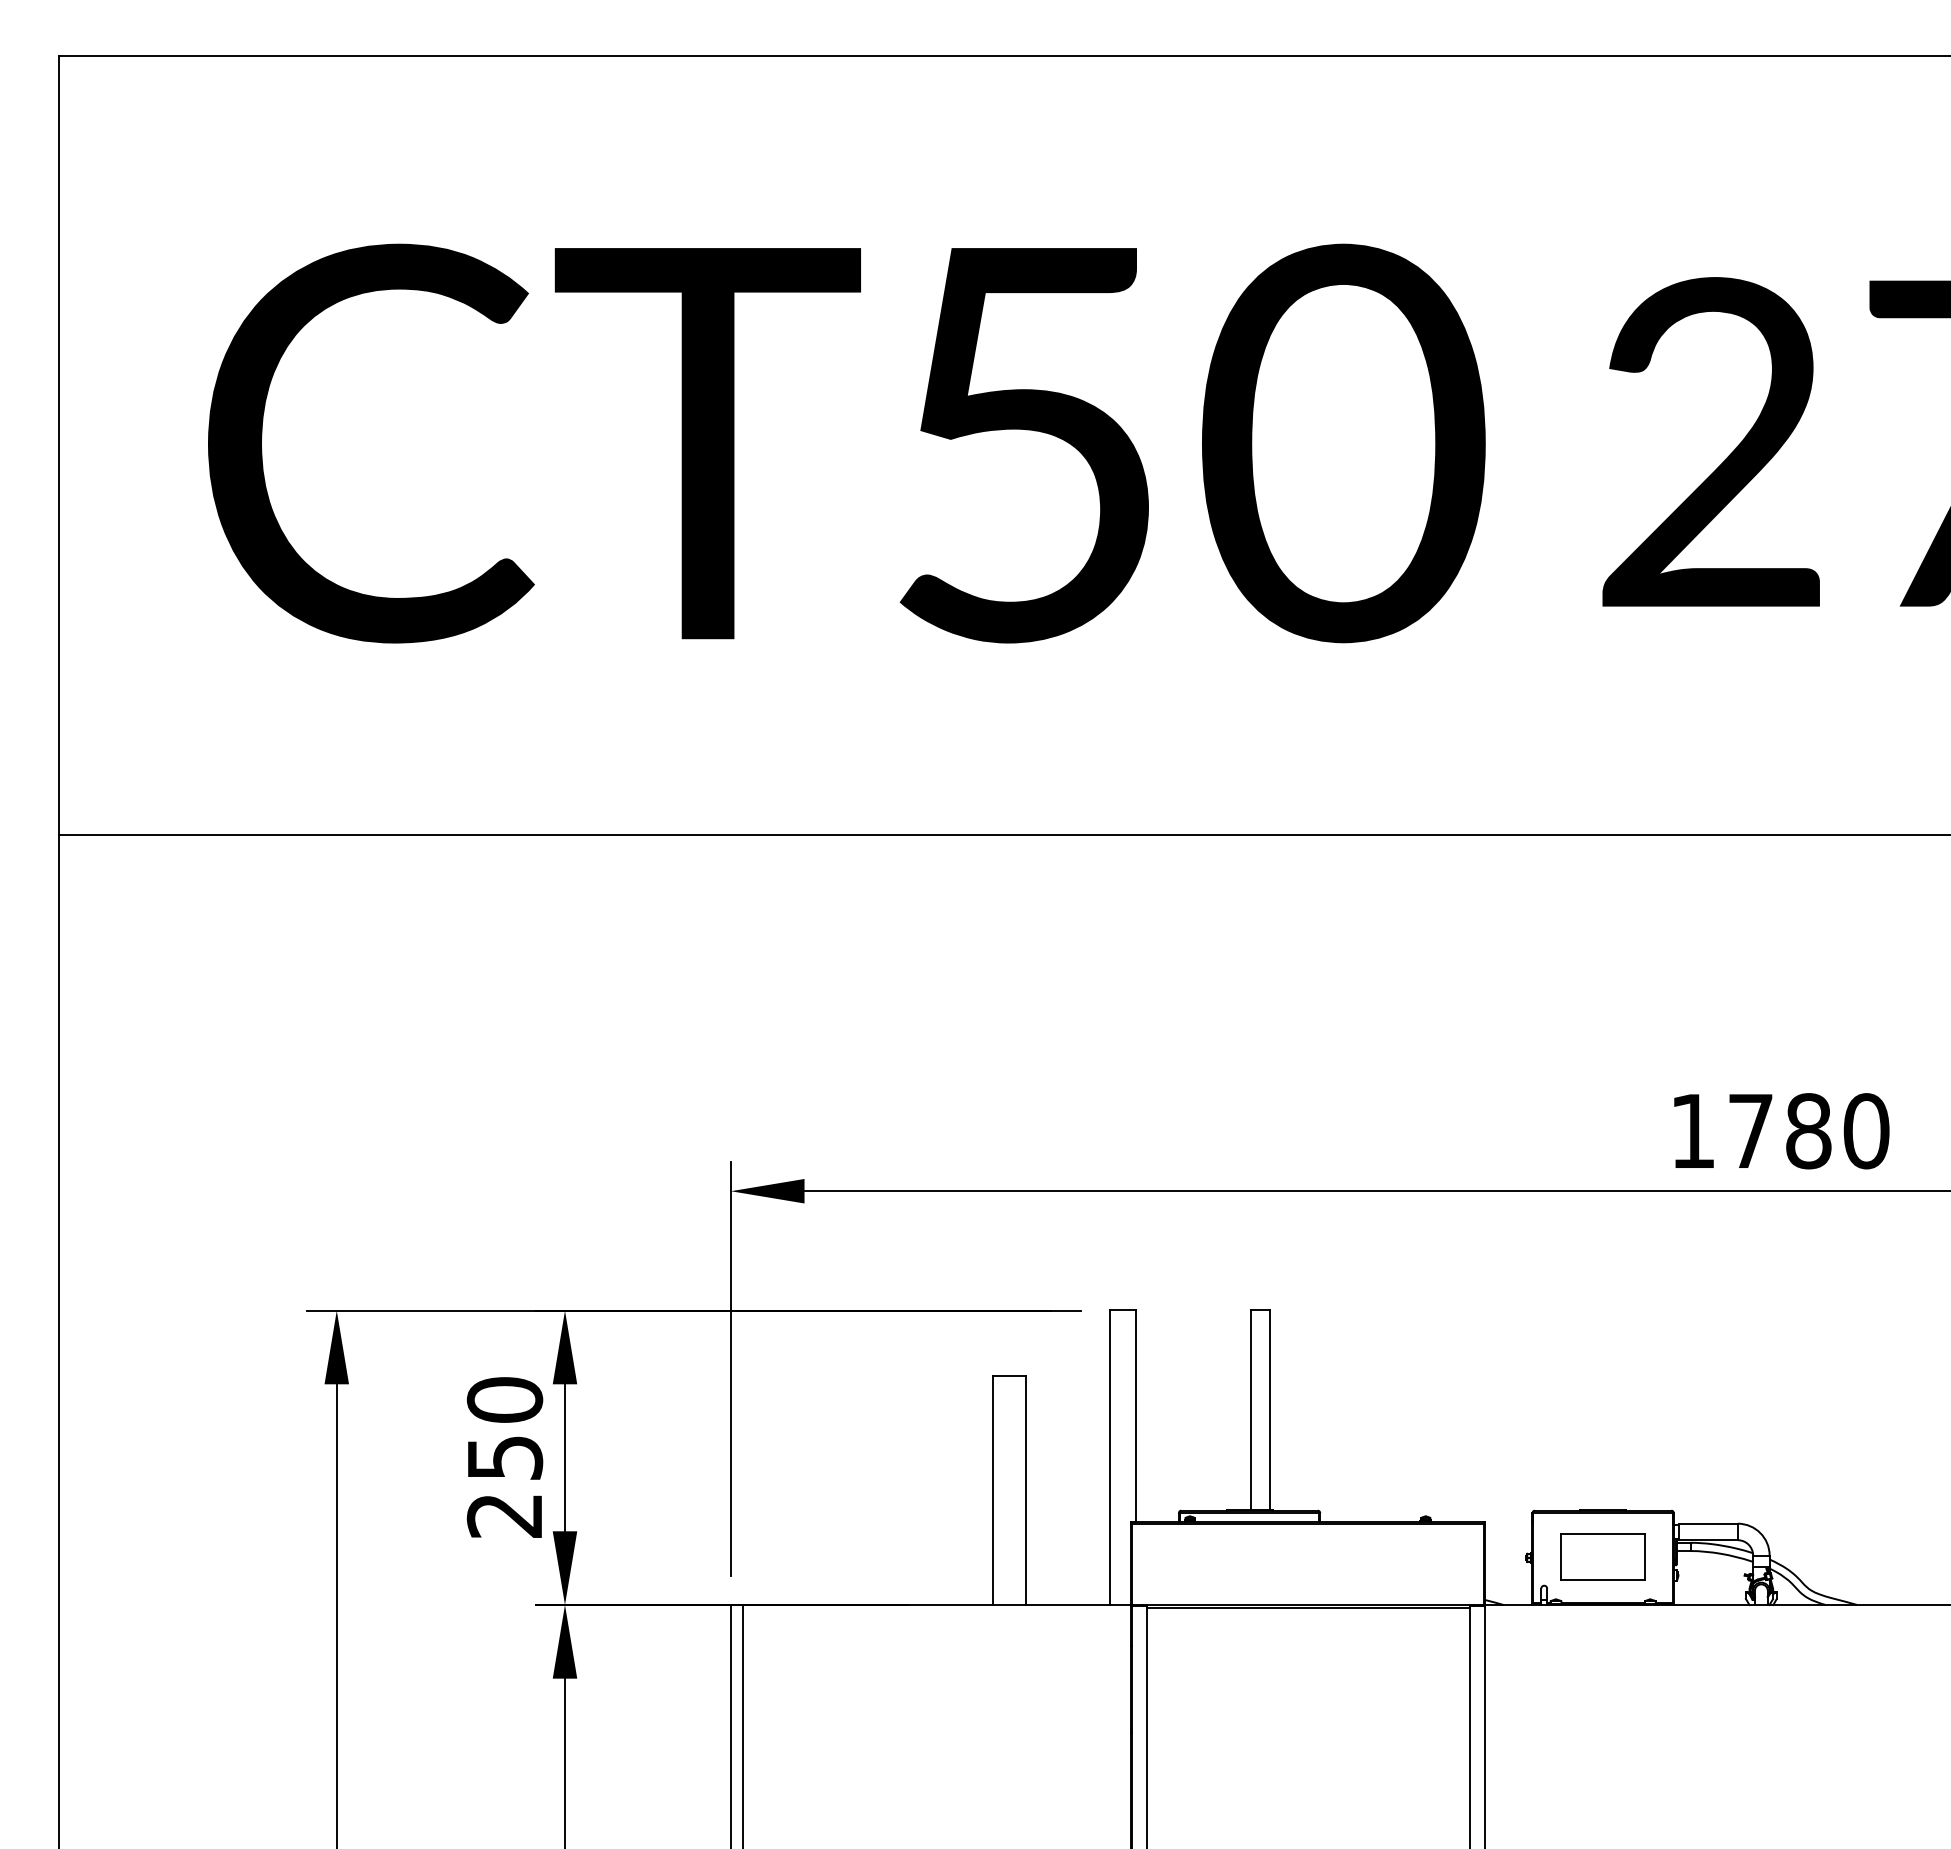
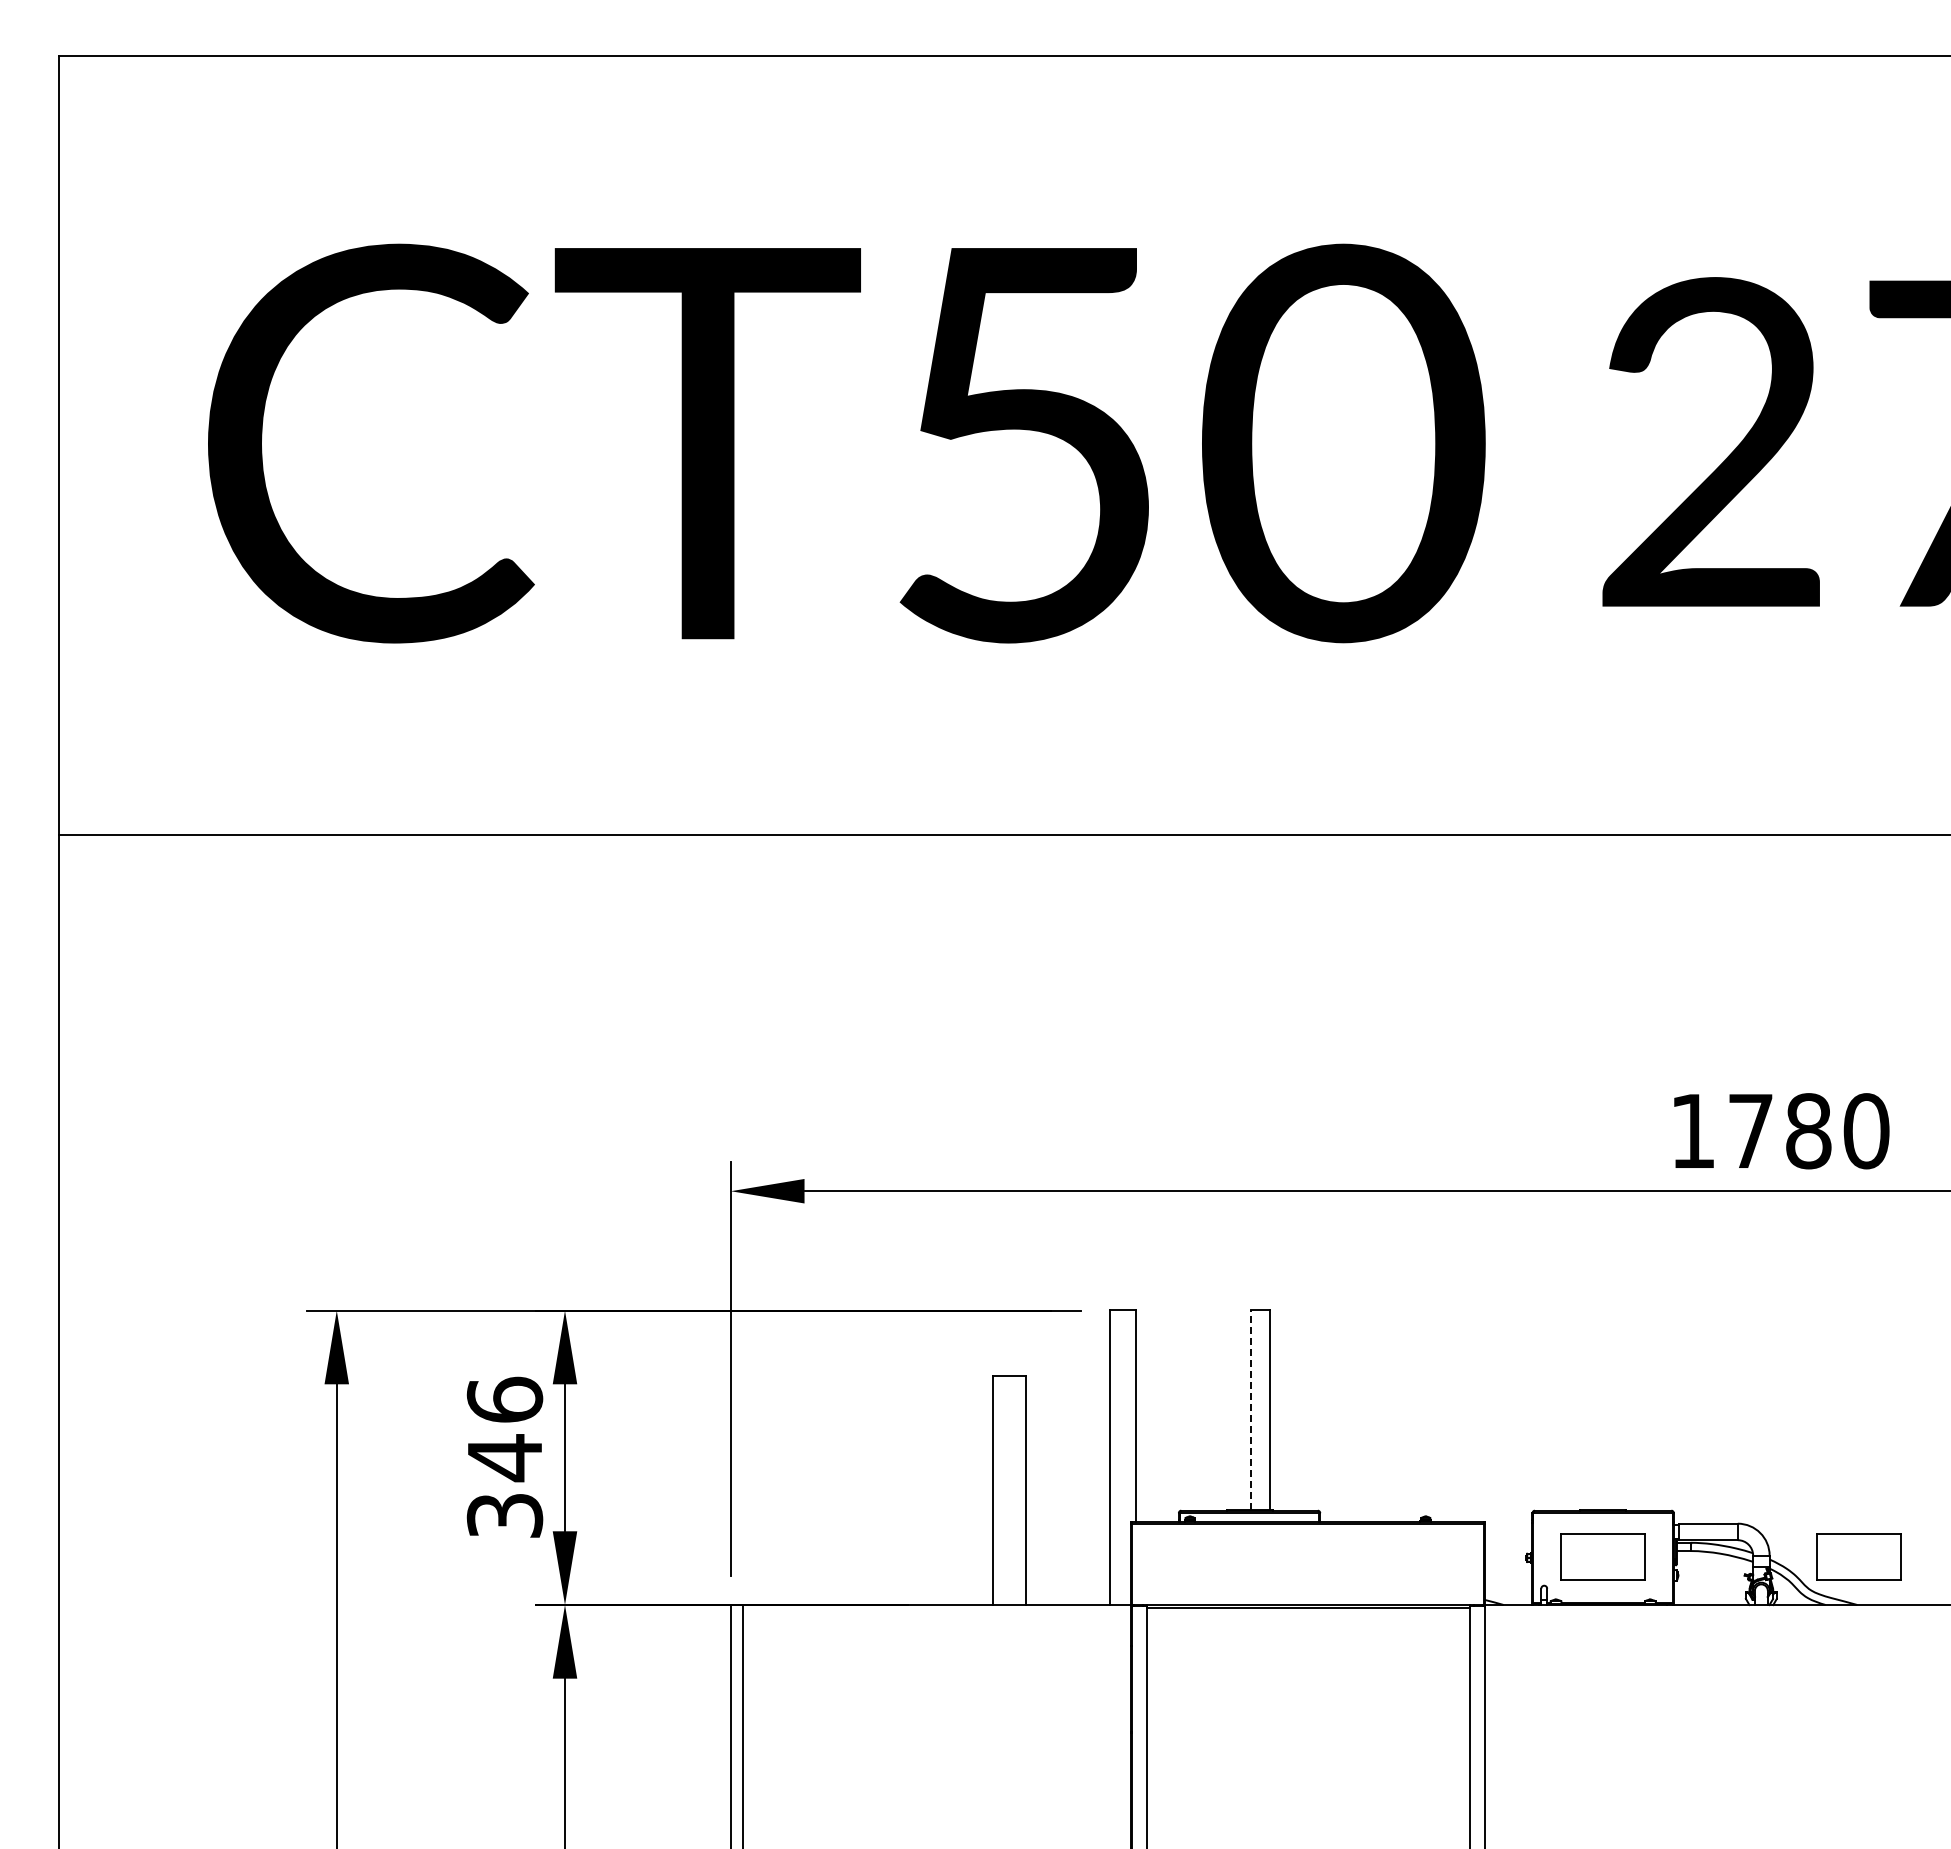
line: solid -> dashed (1251, 1409)
text: 250 -> 346 (504, 1456)
part: none -> present (1858, 1556)
